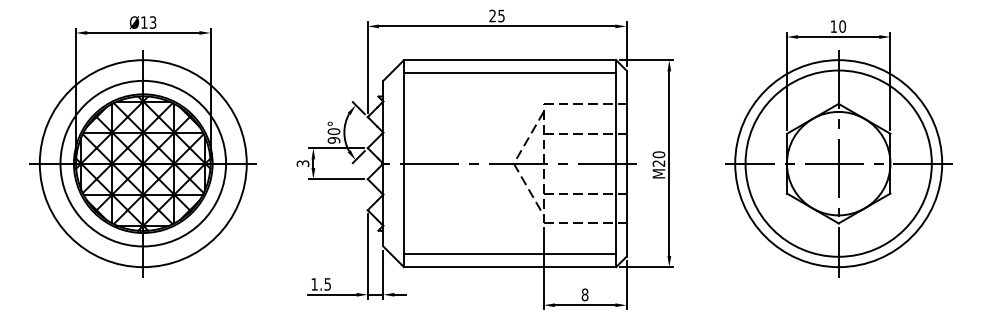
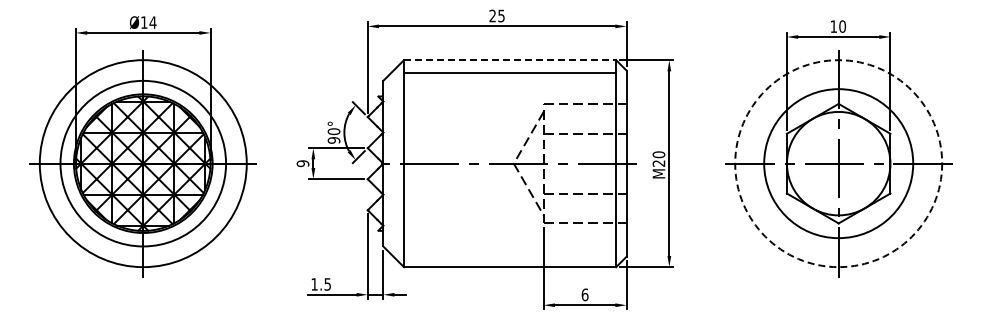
text: Ø13 -> Ø14 (152, 22)
line: solid -> dashed (510, 60)
text: 3 -> 9 (302, 163)
circle diameter: 186 px -> 149 px (838, 163)
circle: solid -> dashed (838, 163)
line: present -> none (510, 254)
text: 8 -> 6 (584, 294)
